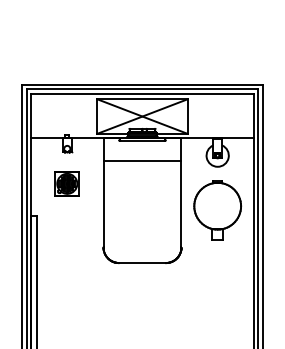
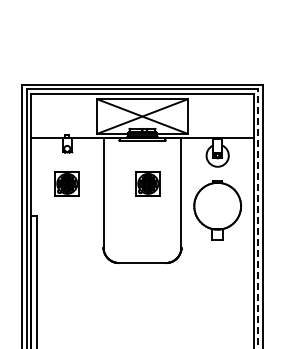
line: present -> none (142, 160)
part: none -> present (147, 183)
line: solid -> dashed (258, 218)
